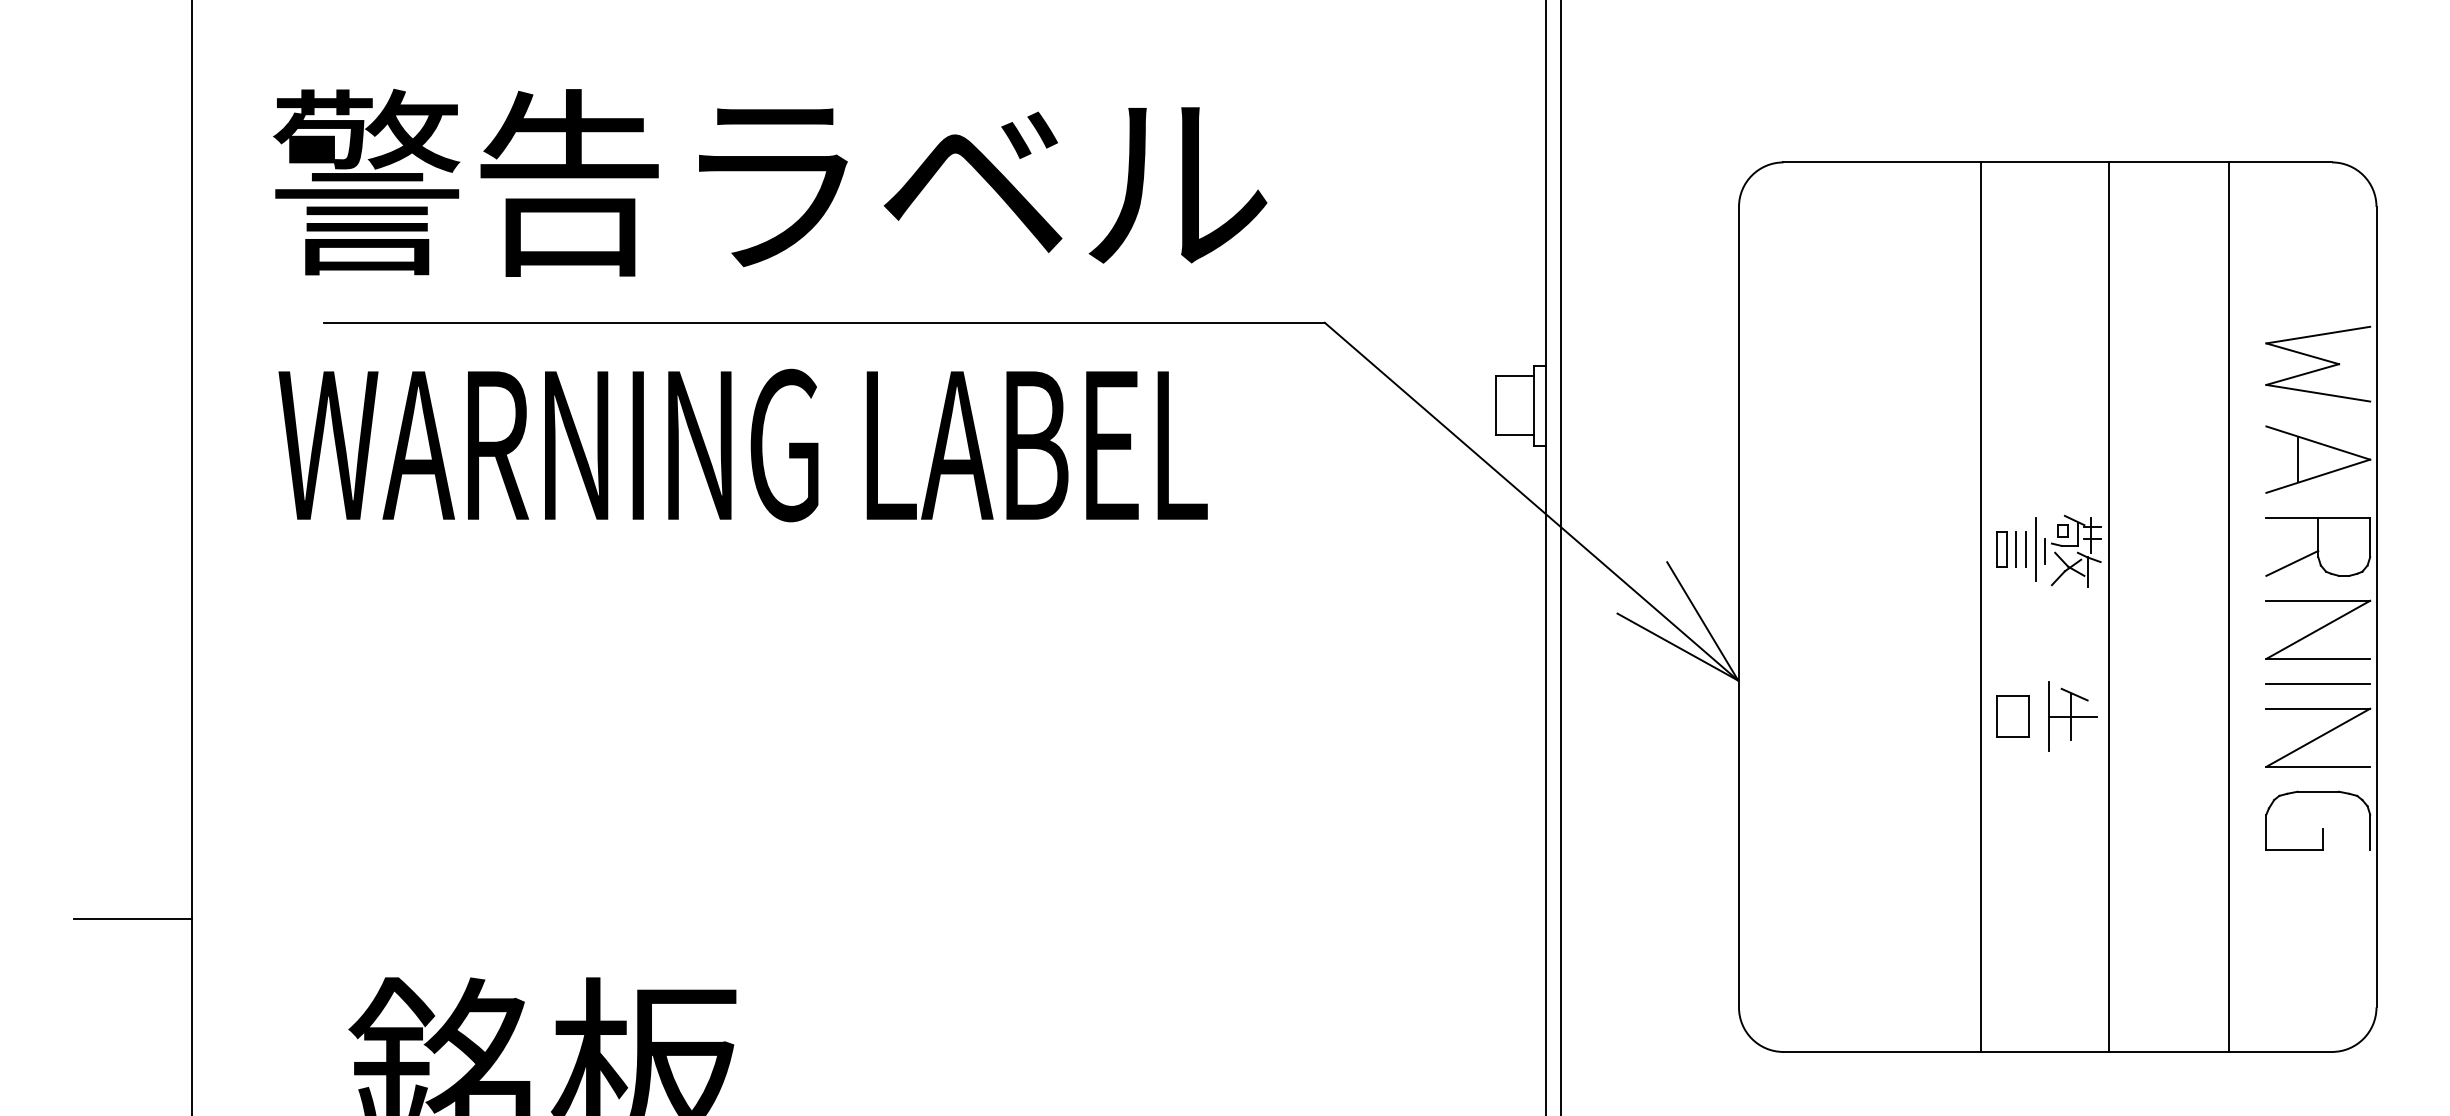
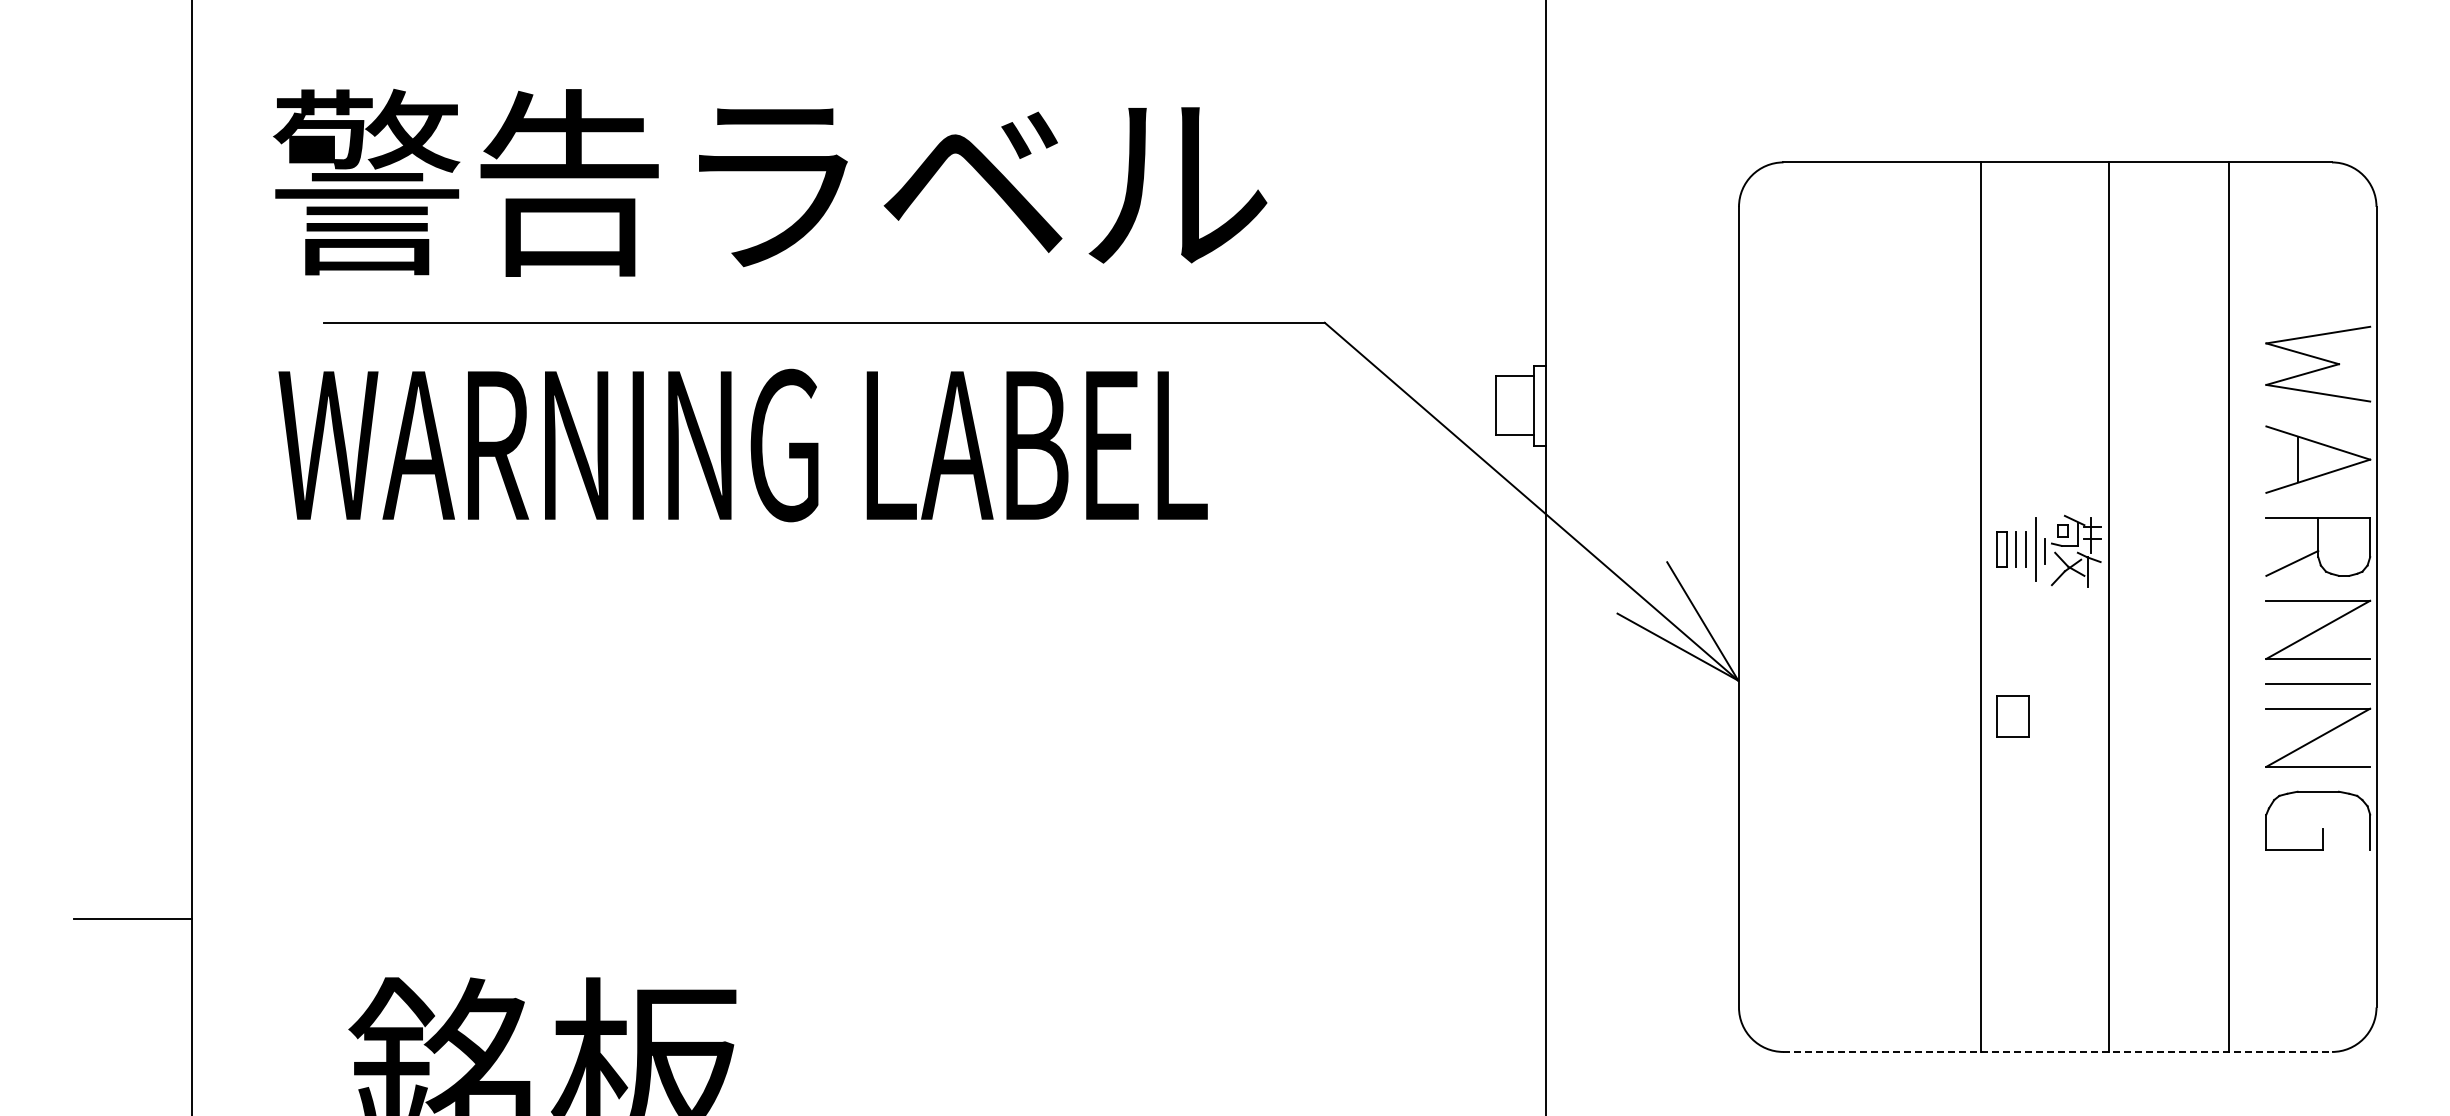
line: present -> none (1561, 557)
part: present -> none (2072, 716)
line: solid -> dashed (2058, 1051)
